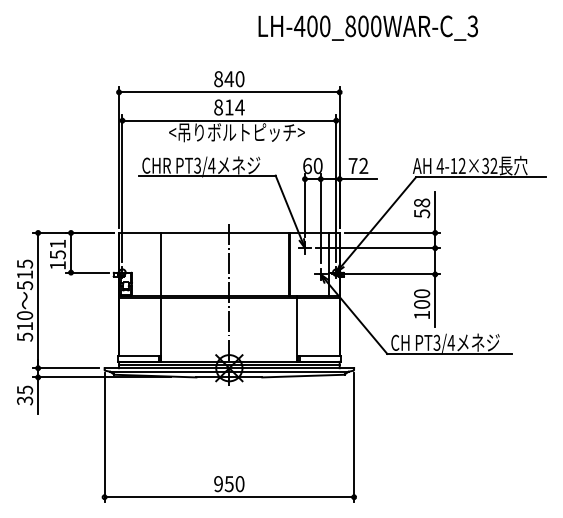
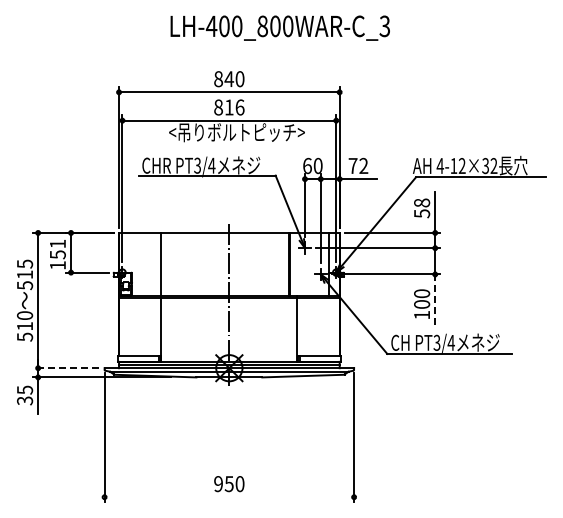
text position: (367, 27) -> (279, 27) (279, 27)
text: 814 -> 816 (239, 107)
line: solid -> dashed (435, 301)
line: solid -> dashed (65, 368)
line: present -> none (229, 497)
